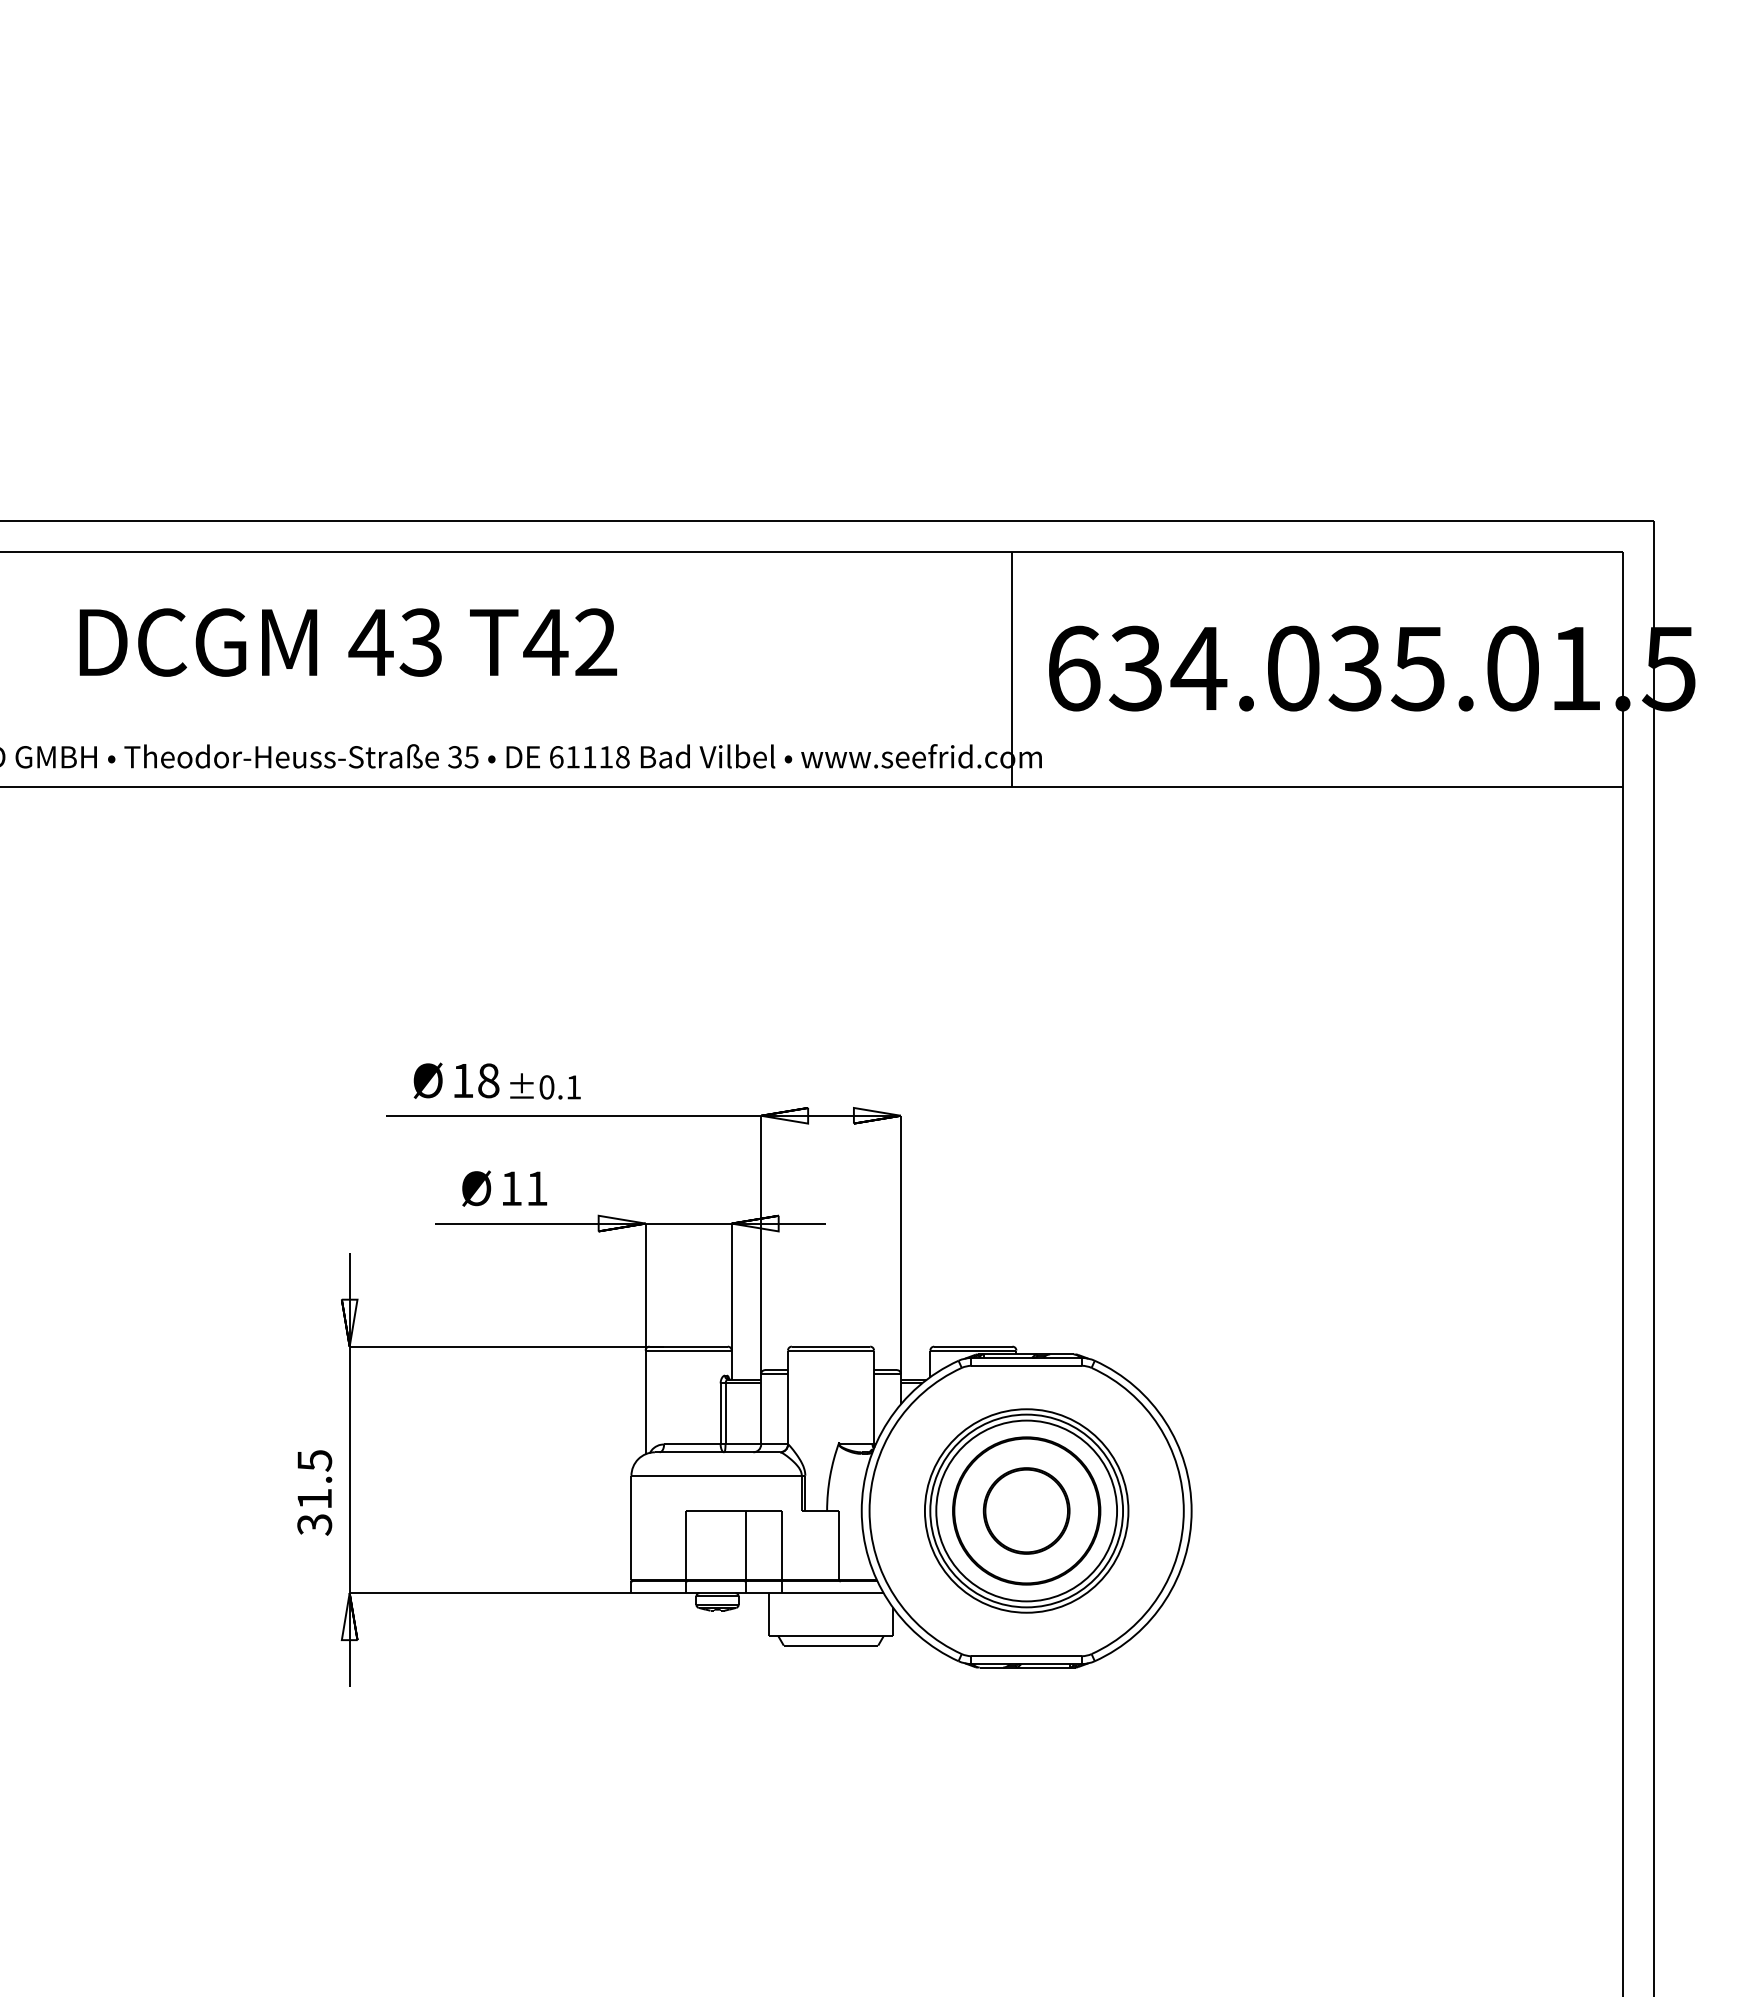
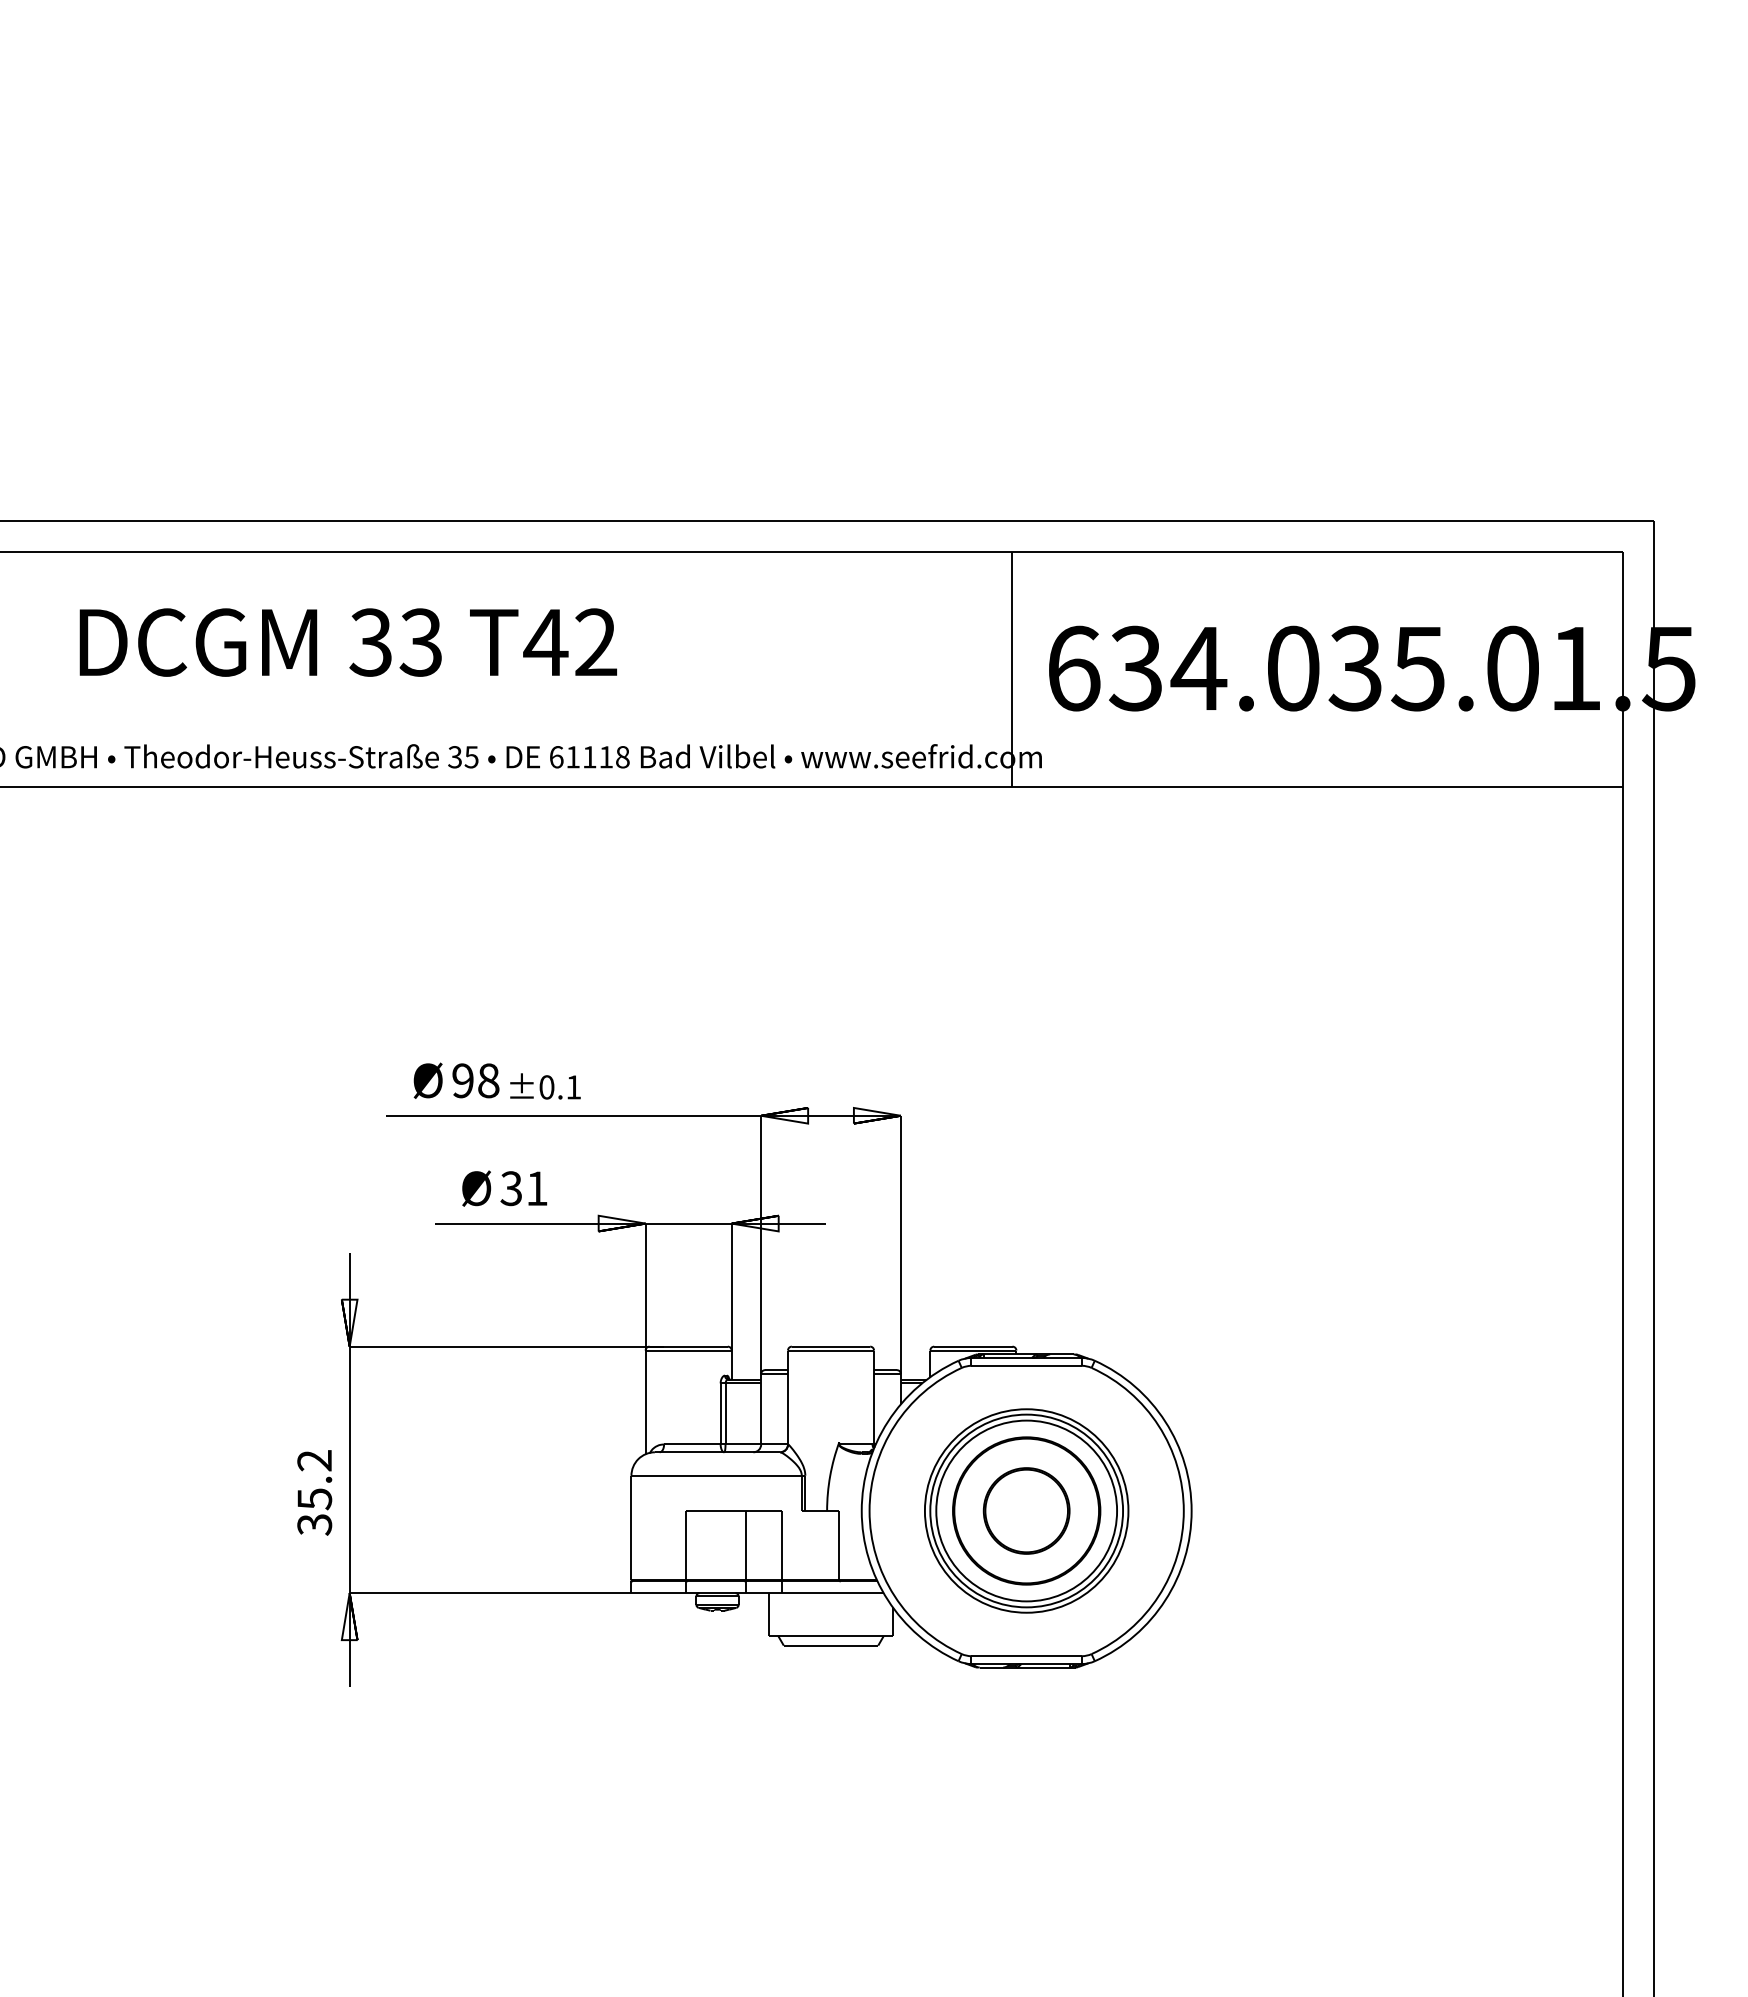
text: 43 -> 33 (370, 642)
text: 18 -> 98 (462, 1080)
text: 11 -> 31 (510, 1188)
text: 31.5 -> 35.2 (314, 1480)
